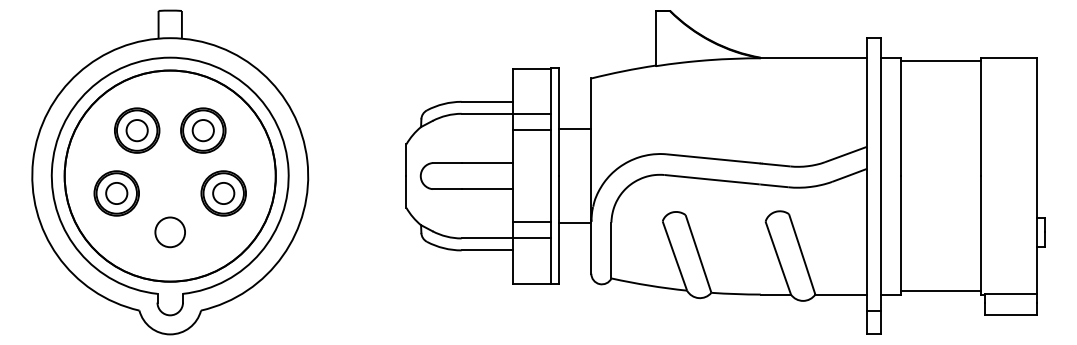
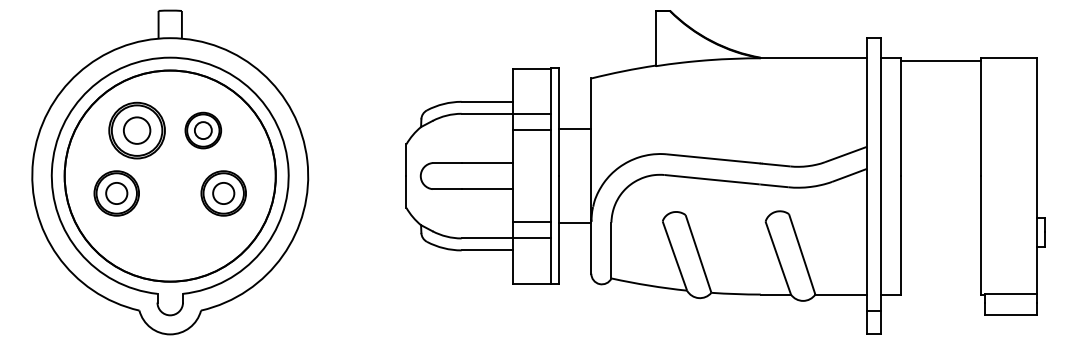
part size: 47x47 px -> 58x59 px (136, 130)
part size: 47x47 px -> 39x39 px (203, 130)
circle: present -> none (169, 232)
line: present -> none (941, 290)
